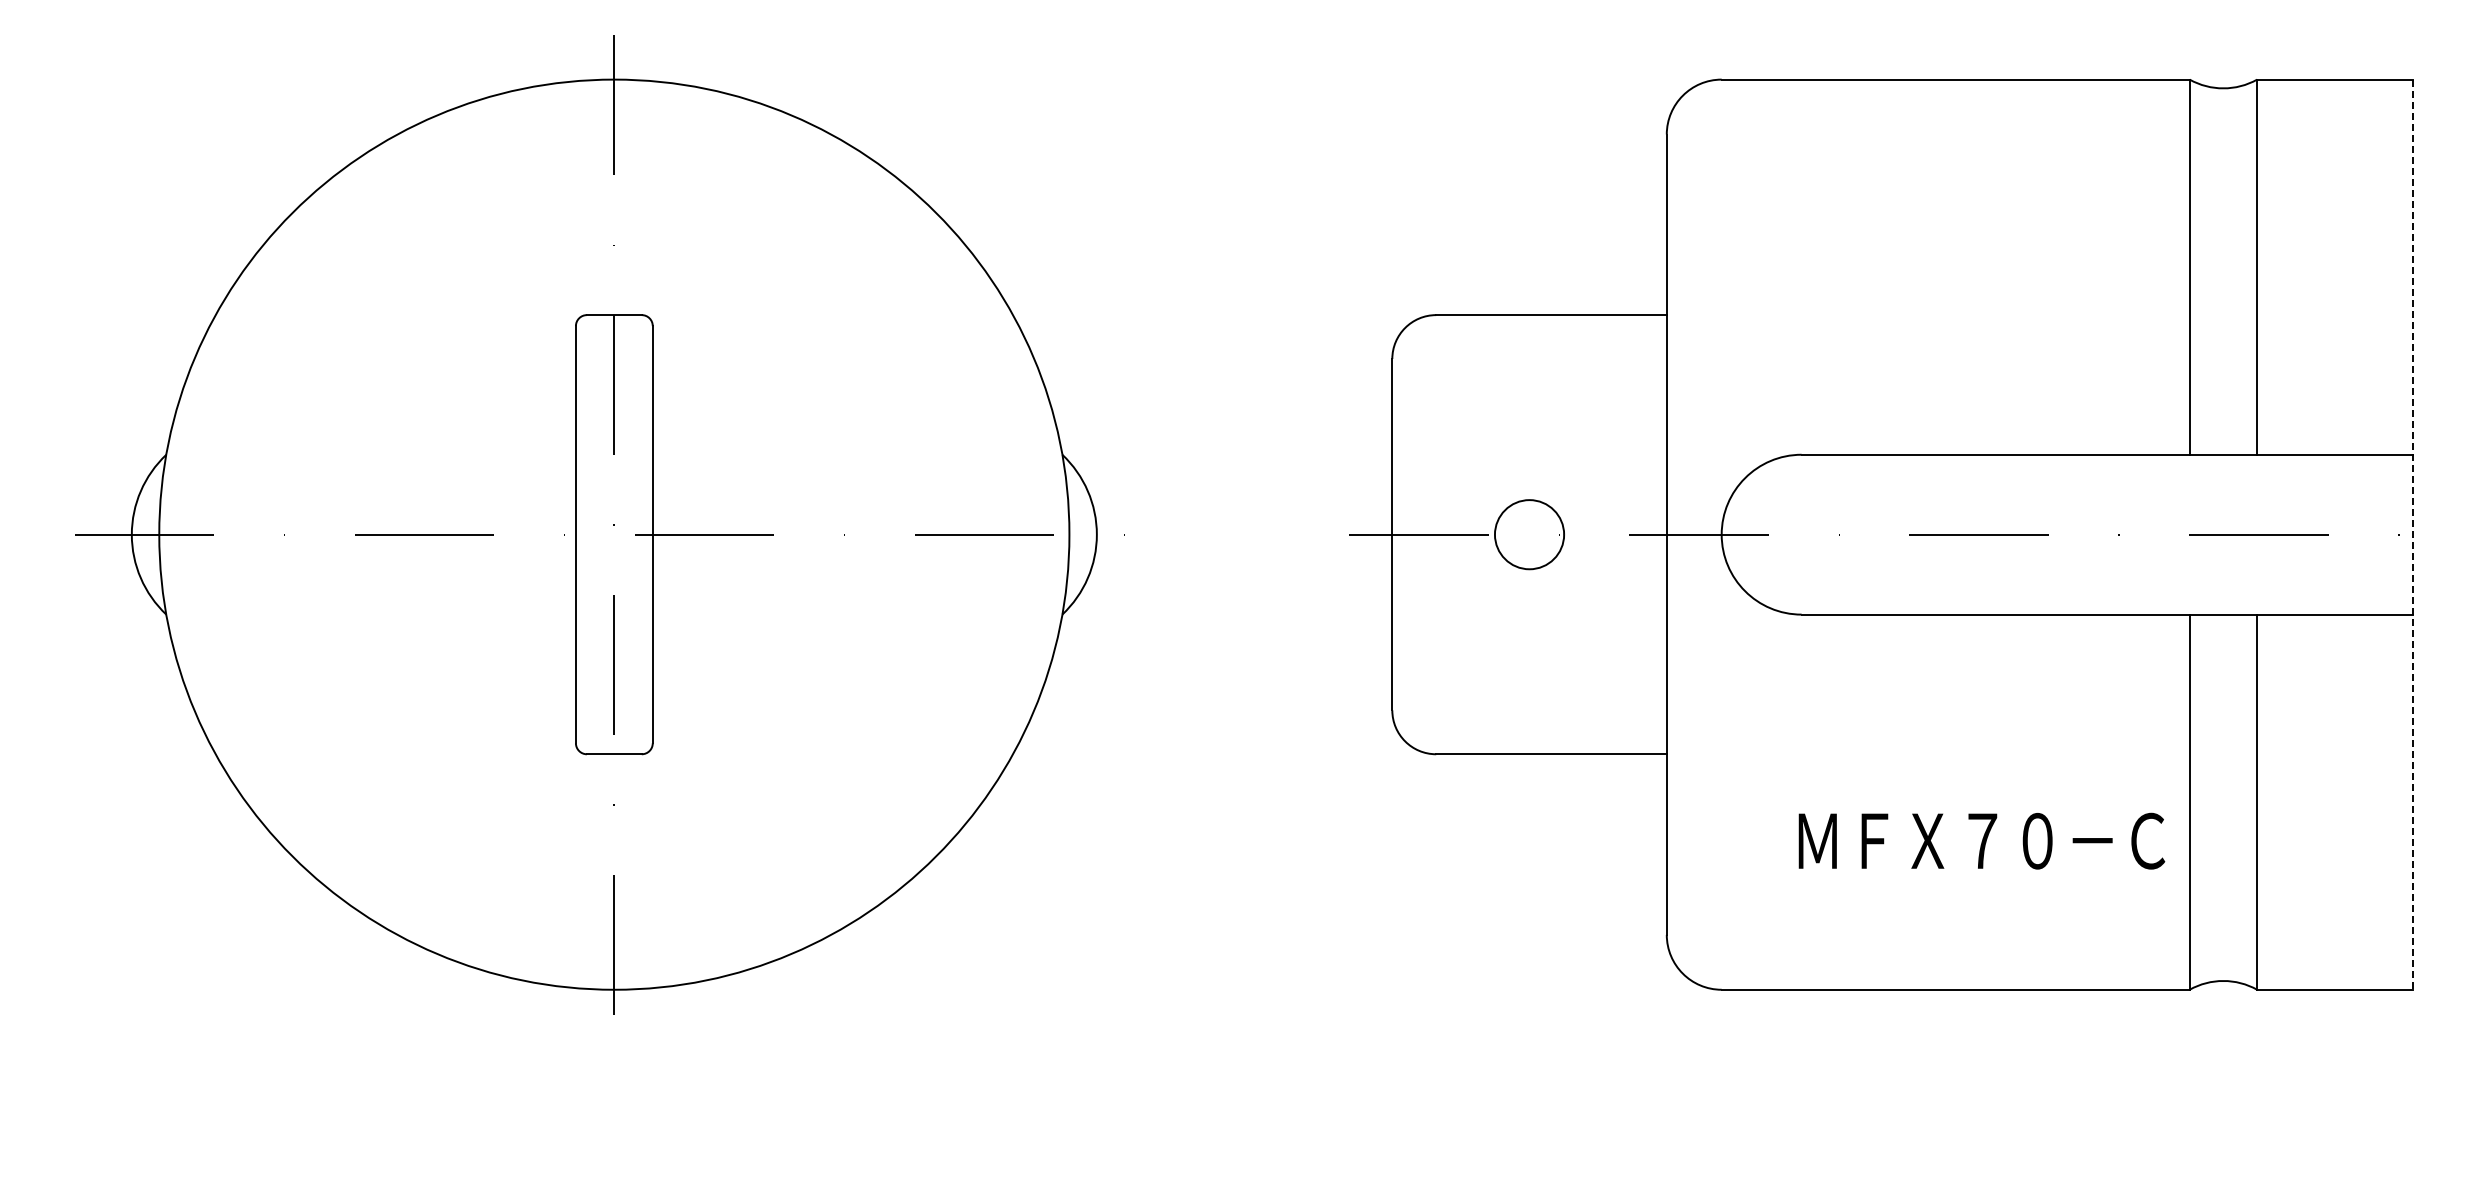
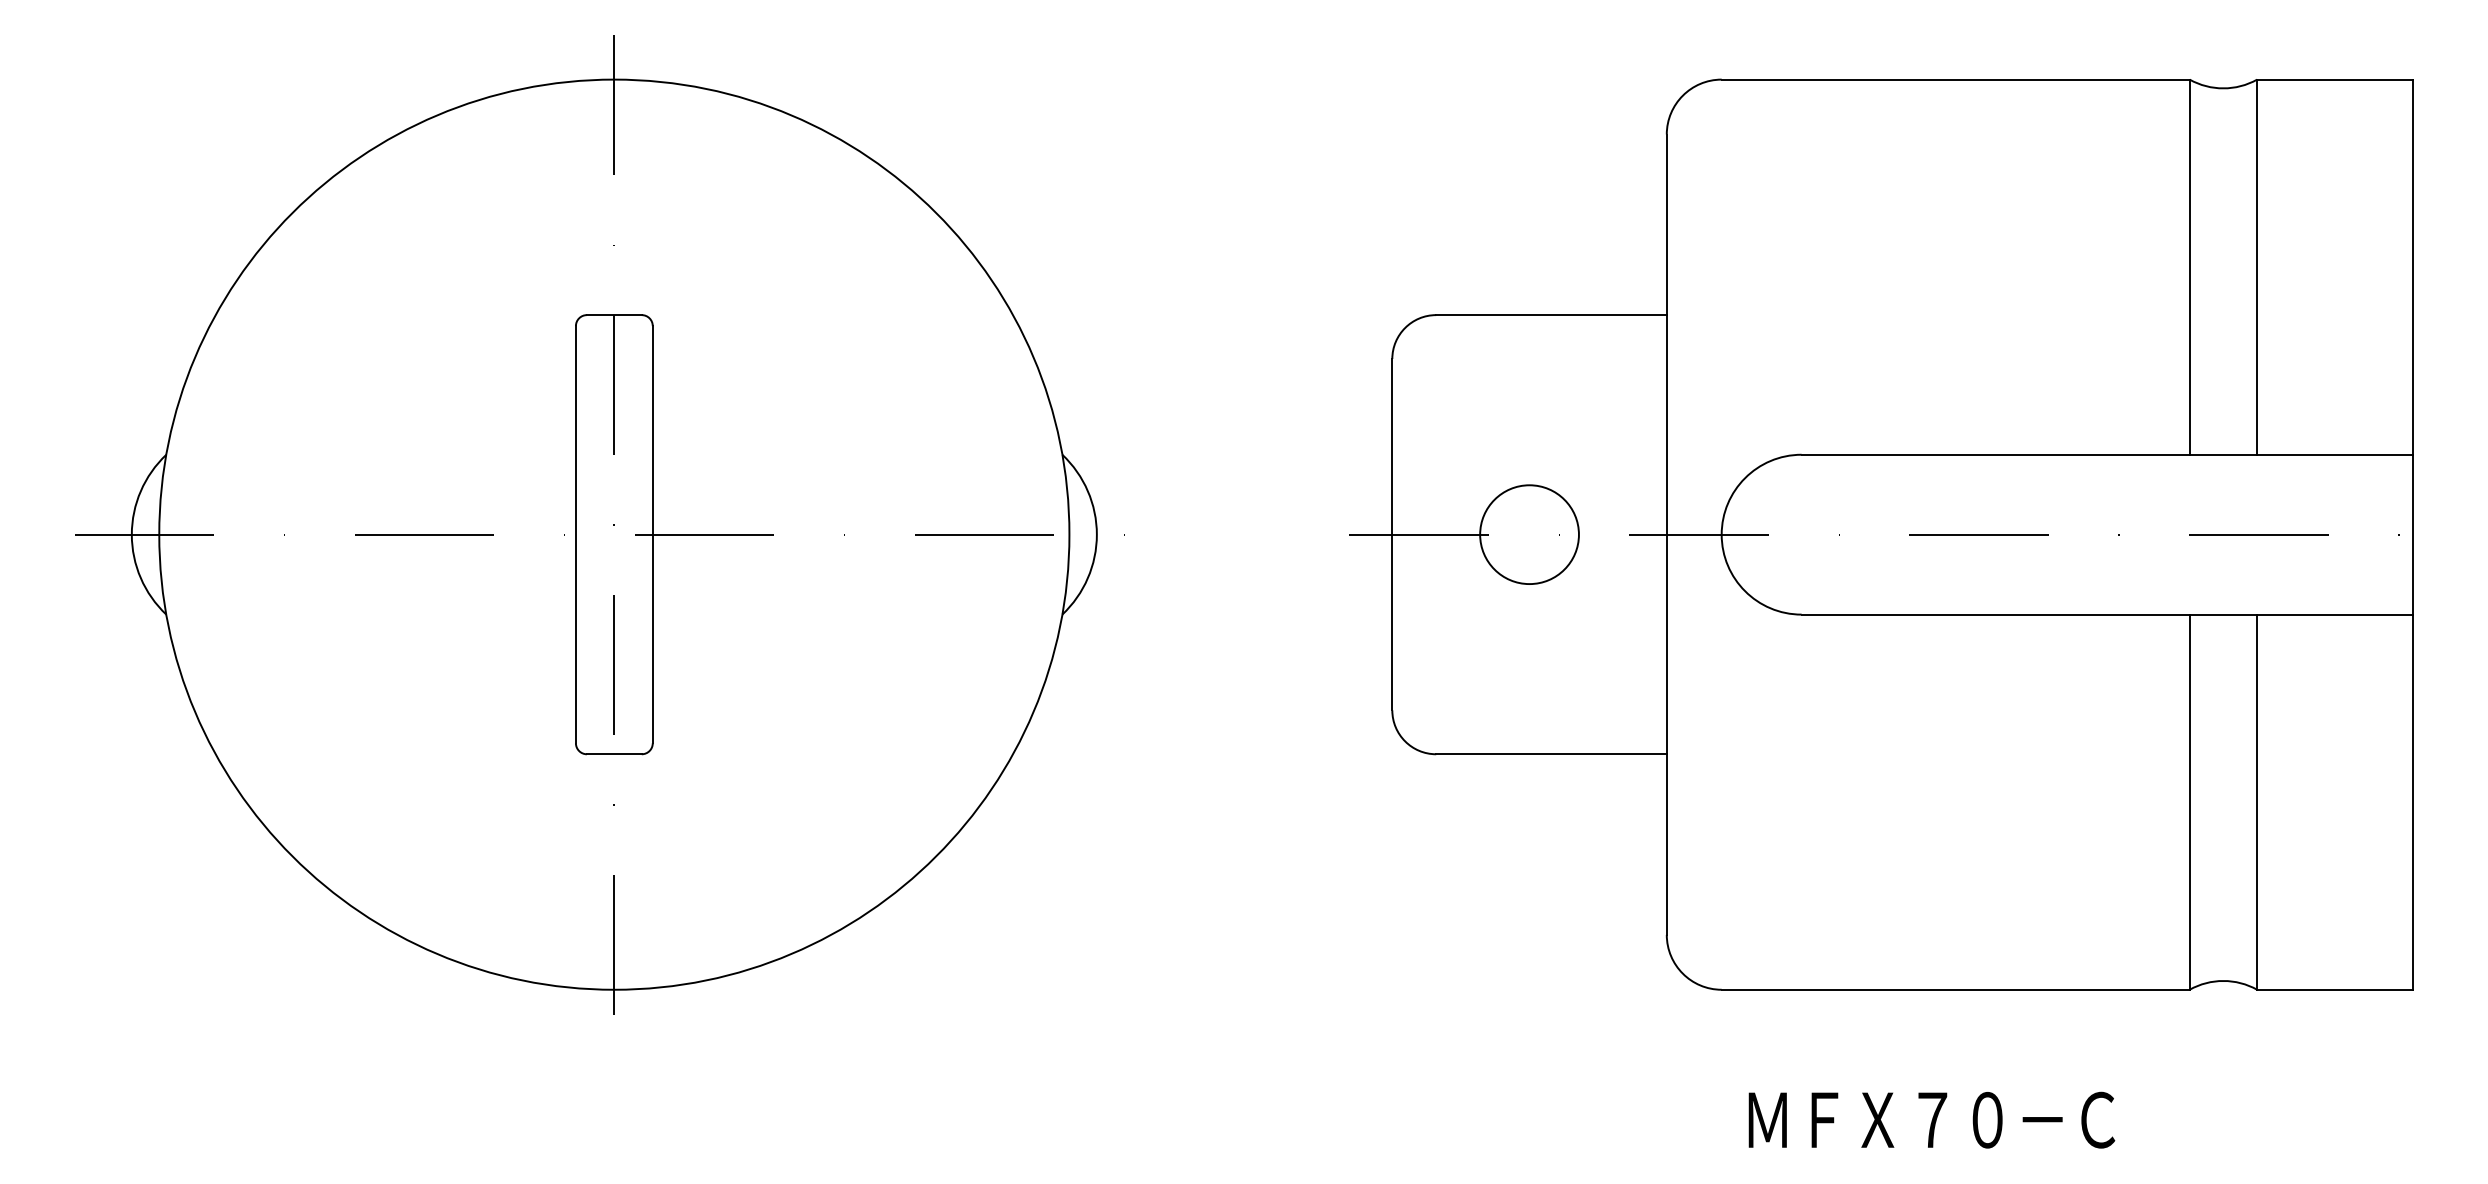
circle diameter: 69 px -> 99 px (1529, 534)
line: dashed -> solid (2413, 535)
text position: (1981, 840) -> (1931, 1119) (1931, 1119)
